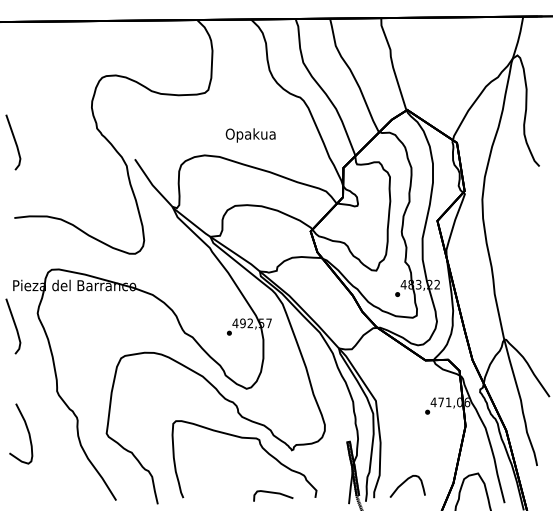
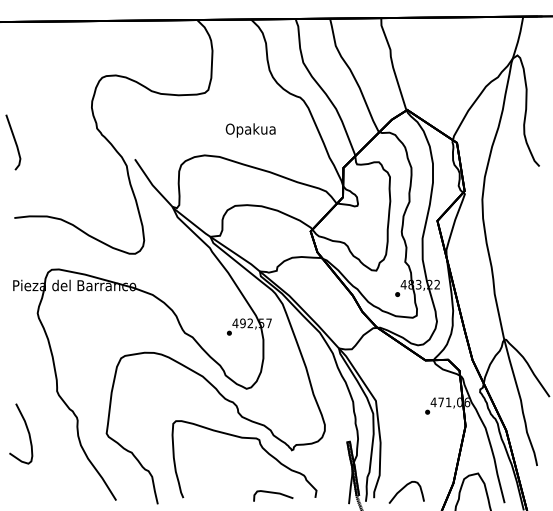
text position: (250, 135) -> (250, 130) (250, 130)
line: present -> none (14, 326)
curve position: (404, 483) -> (403, 489) (403, 489)
